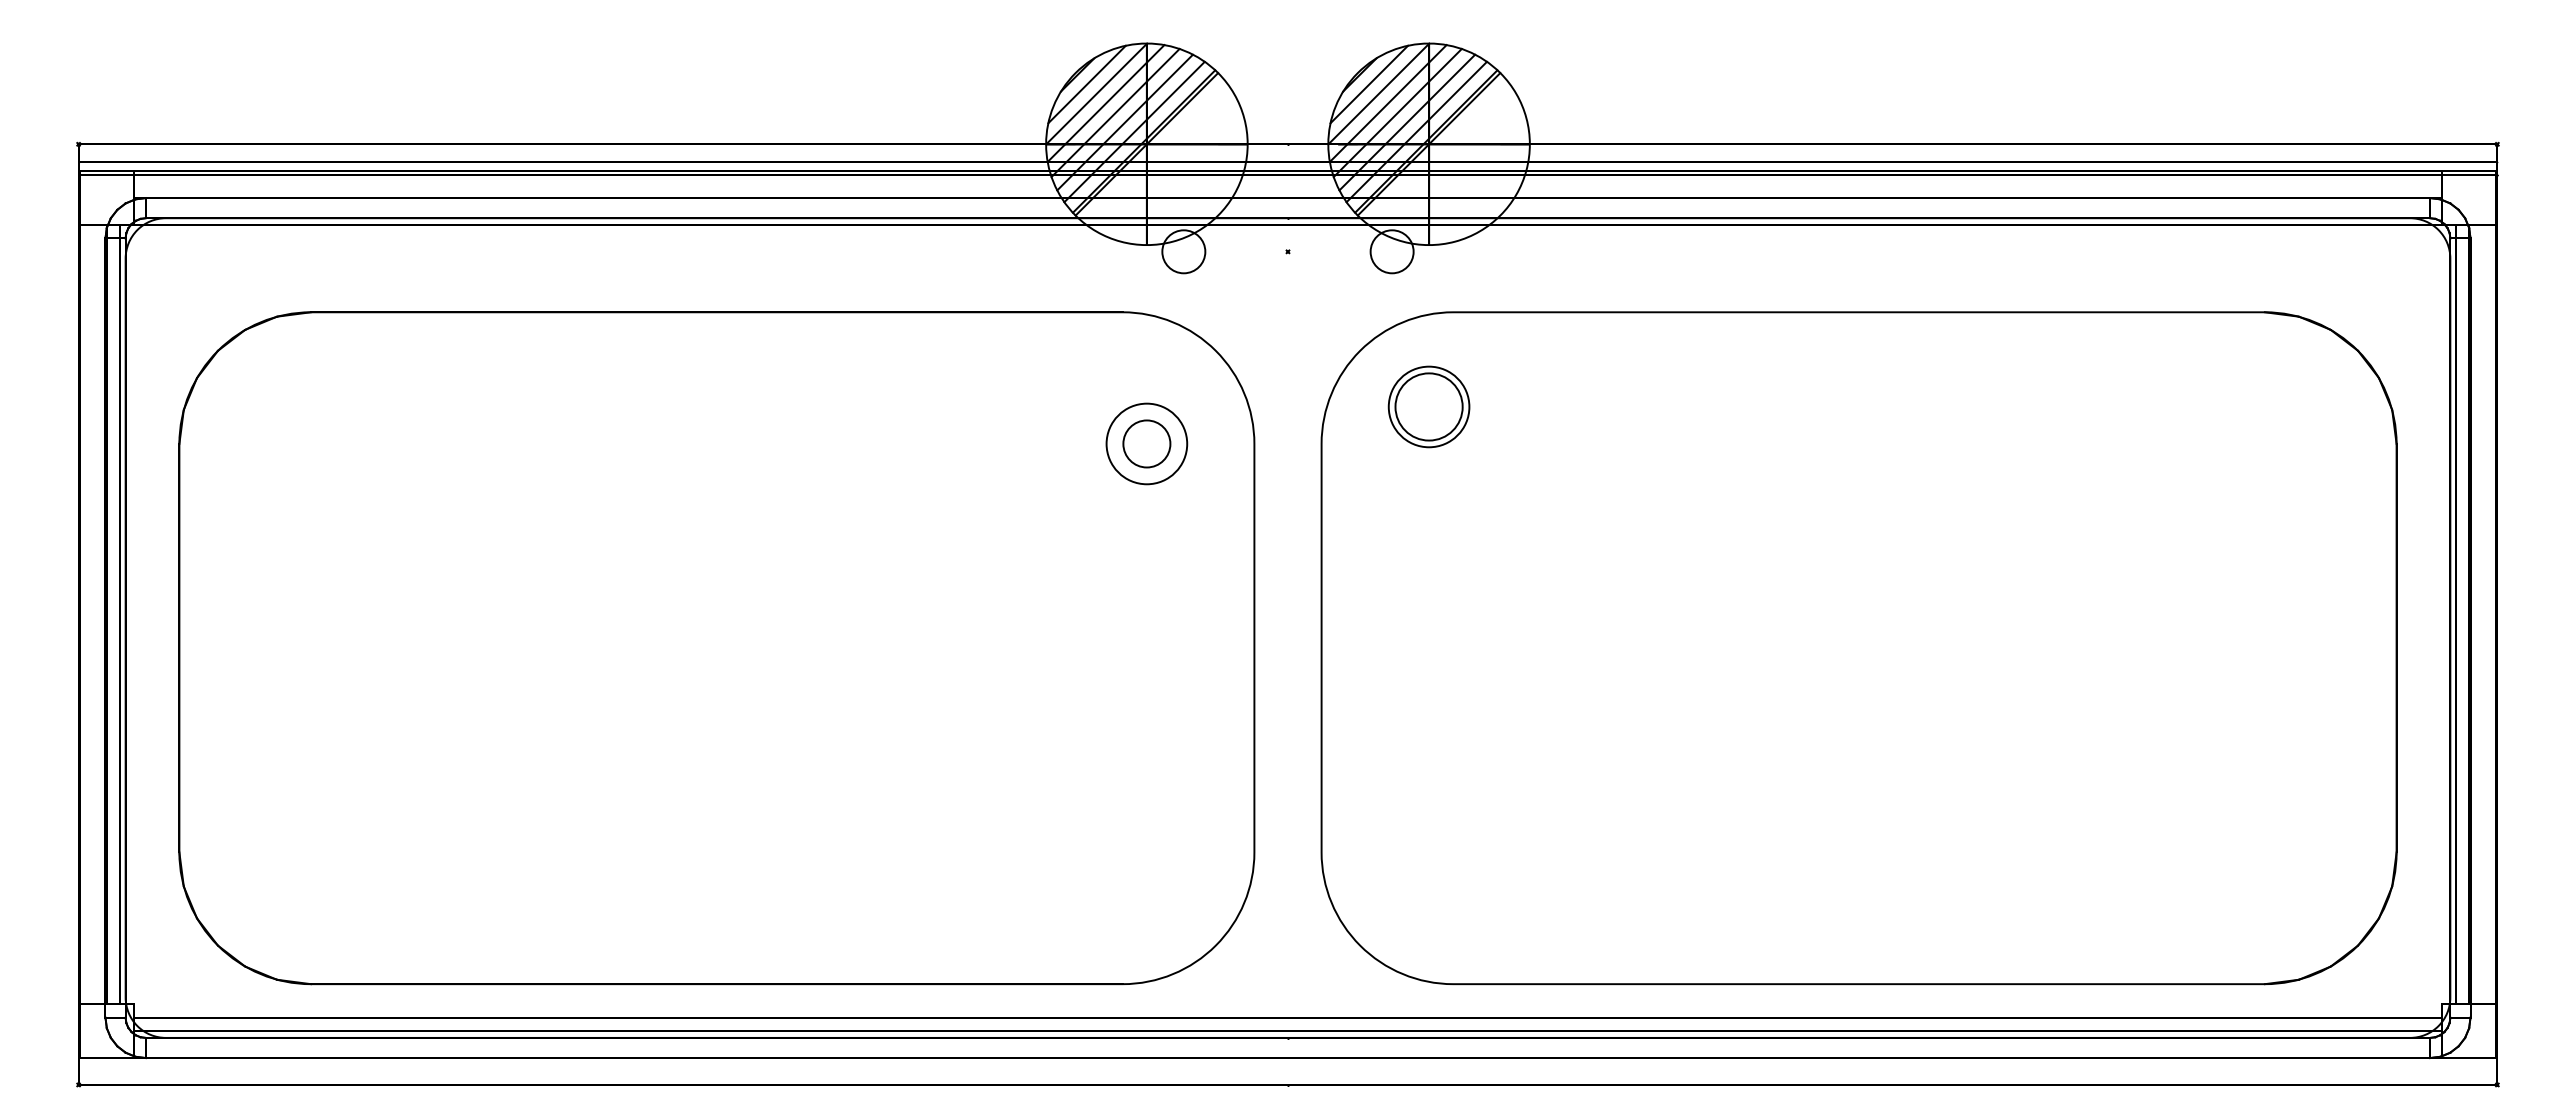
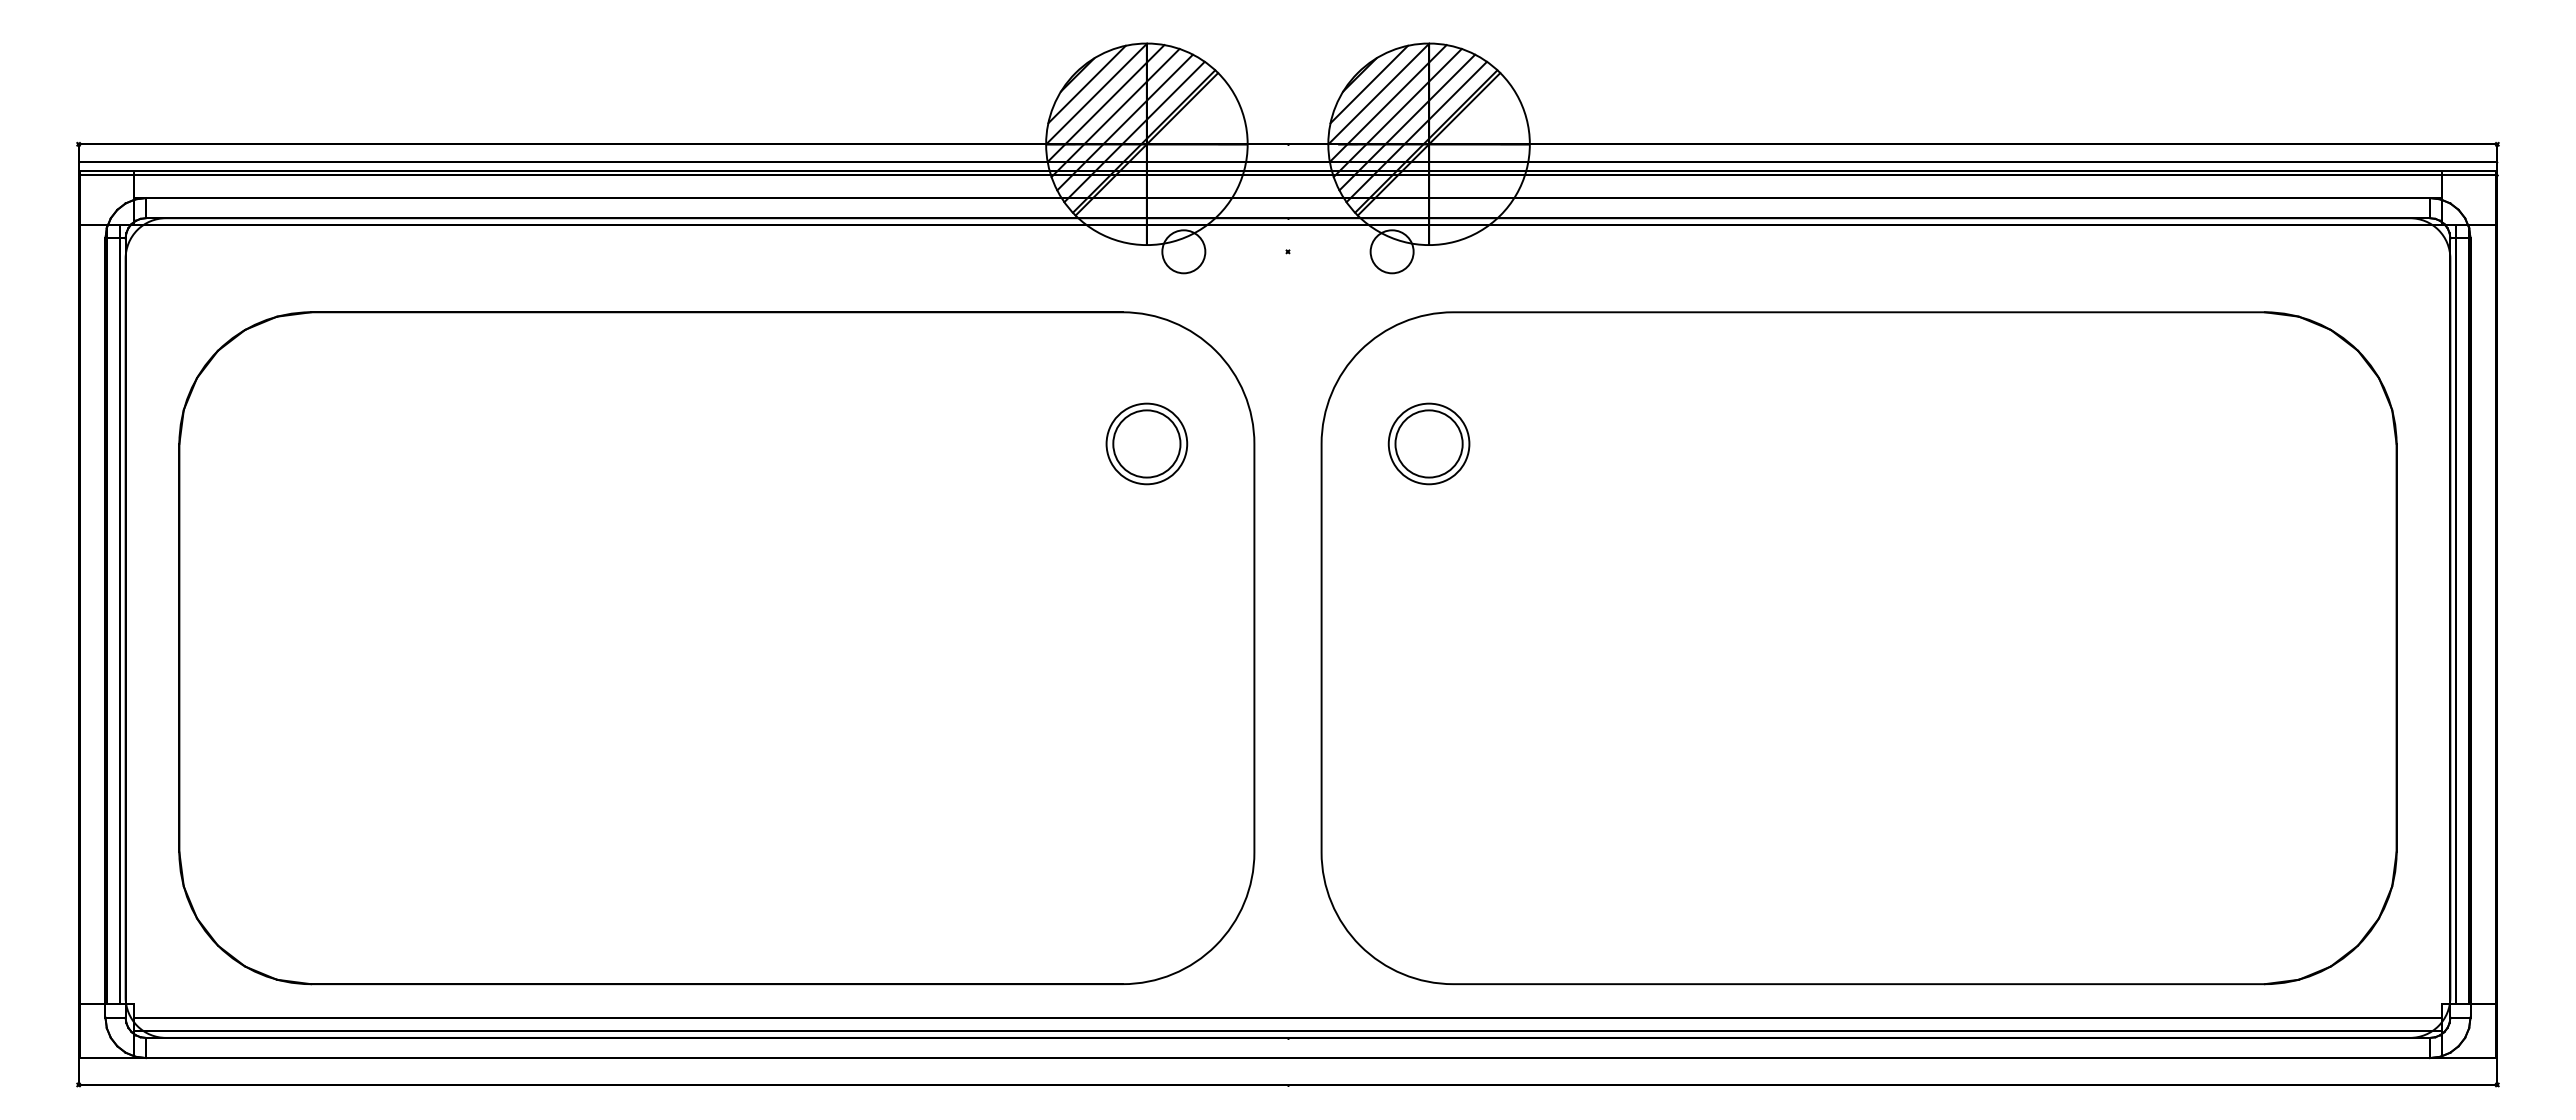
part position: (1428, 406) -> (1428, 443) (1428, 443)
circle diameter: 47 px -> 67 px (1146, 443)
